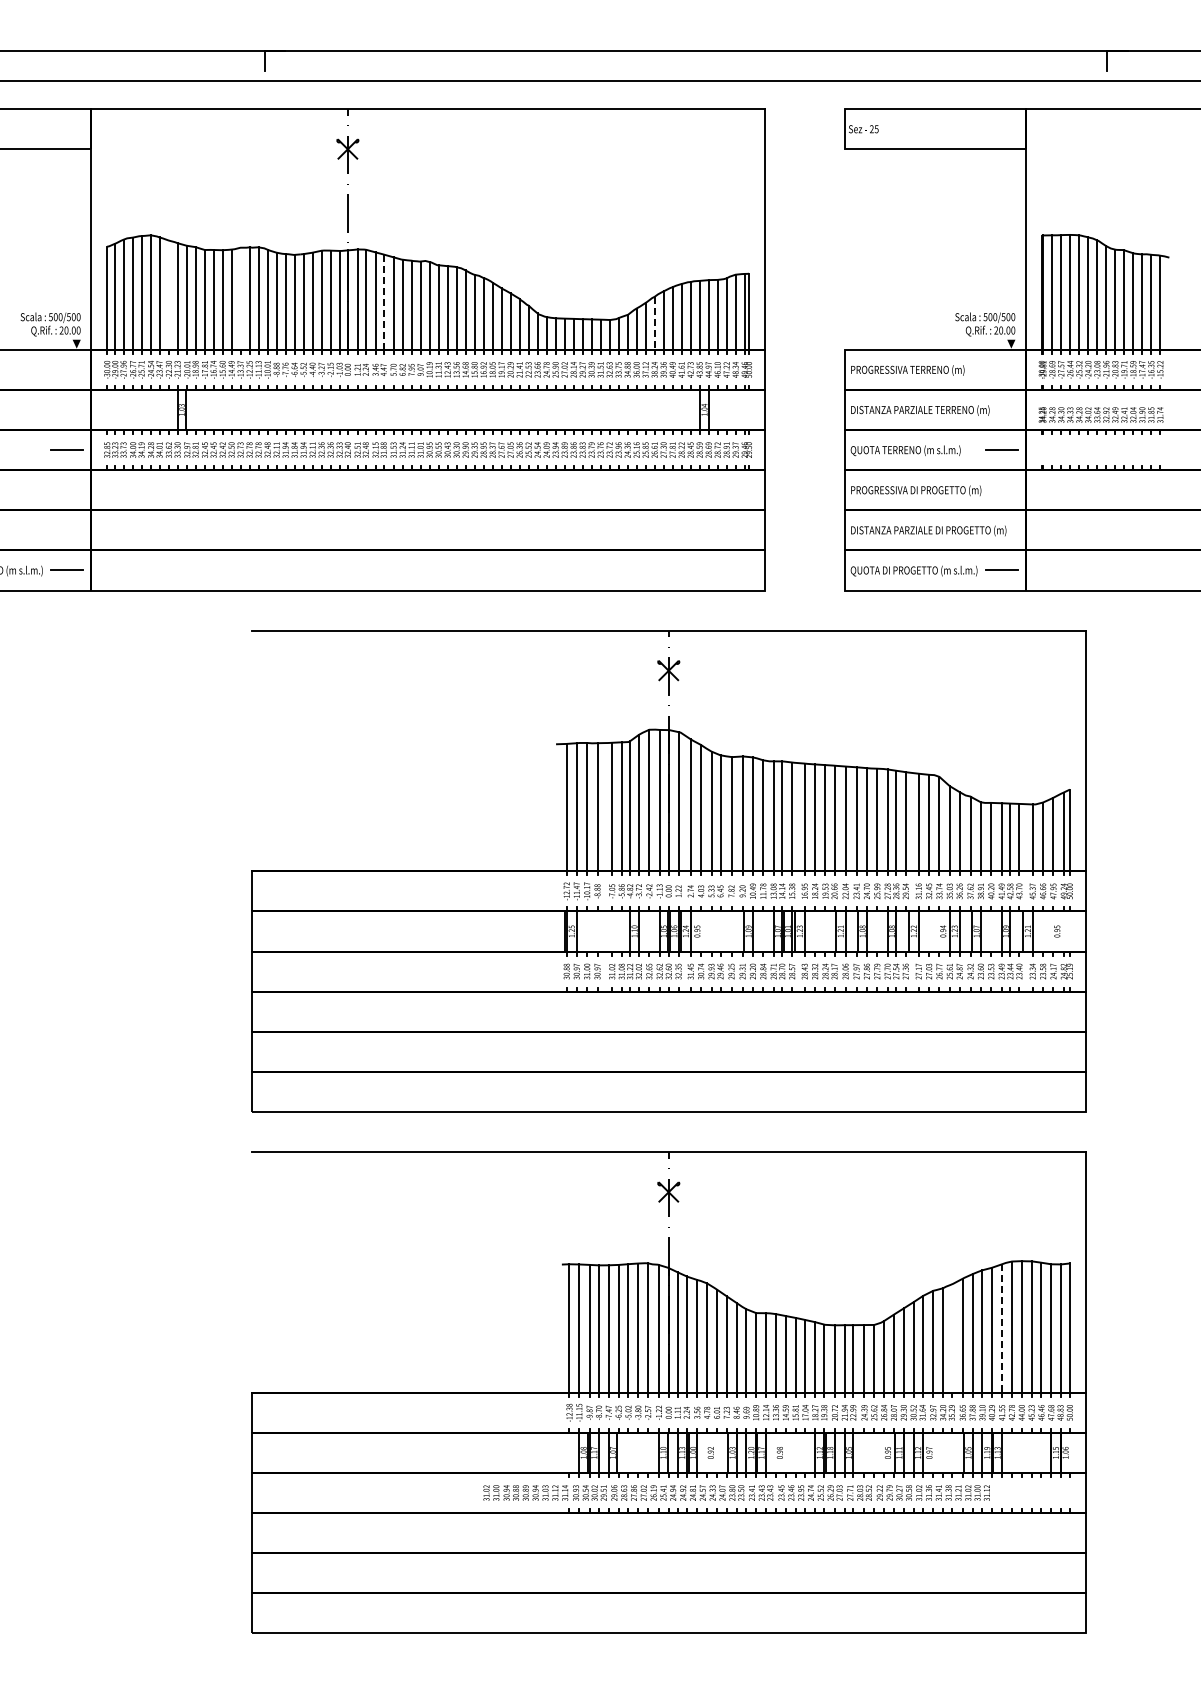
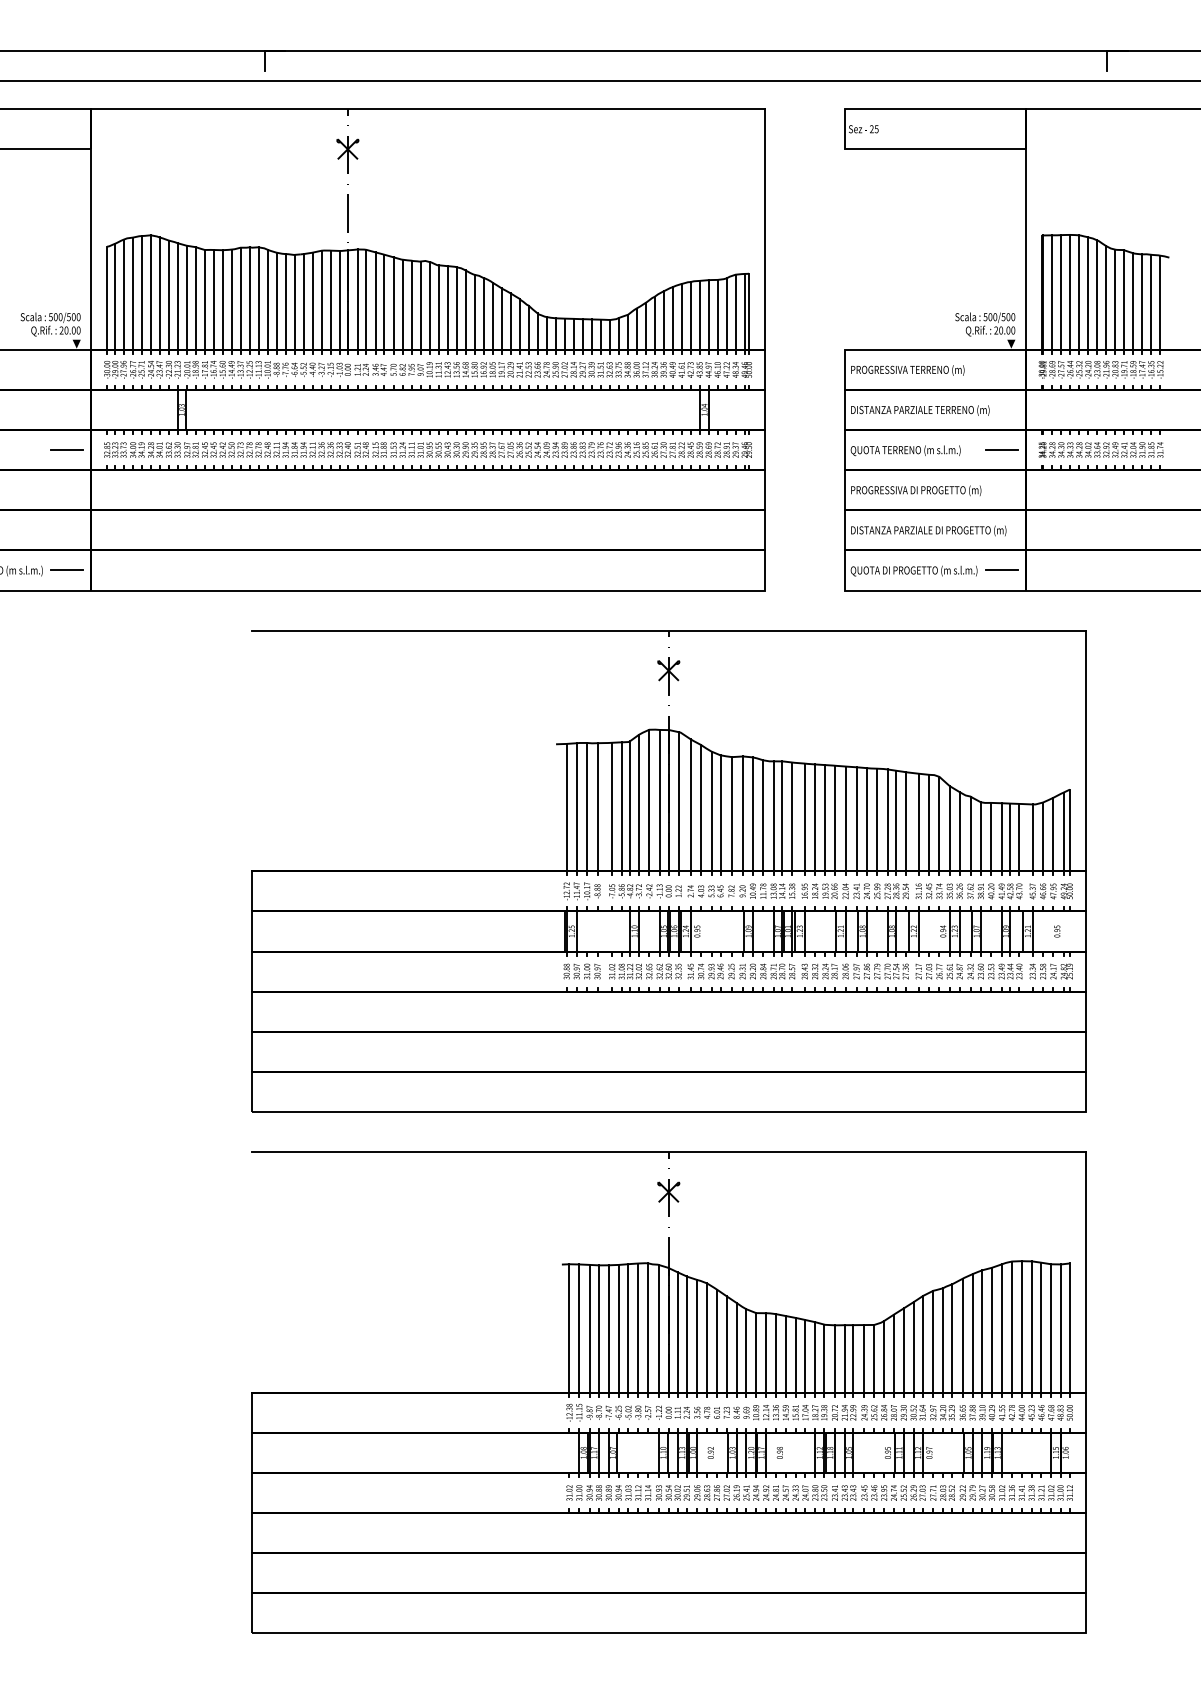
line: none -> present (168, 294)
line: none -> present (240, 298)
line: dashed -> solid (383, 302)
line: dashed -> solid (654, 323)
text position: (1100, 414) -> (1100, 449) (1100, 449)
line: dashed -> solid (1002, 1329)
line: none -> present (951, 1338)
text position: (736, 1492) -> (819, 1492) (819, 1492)
